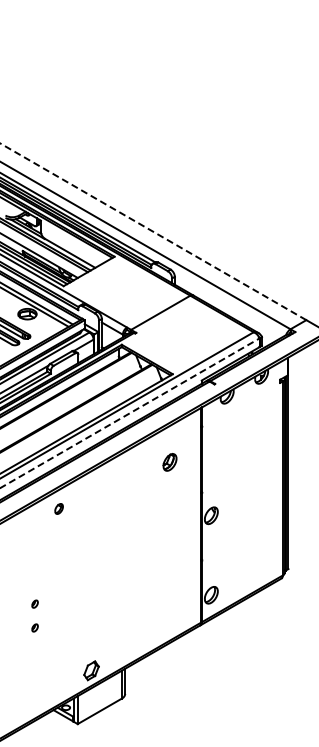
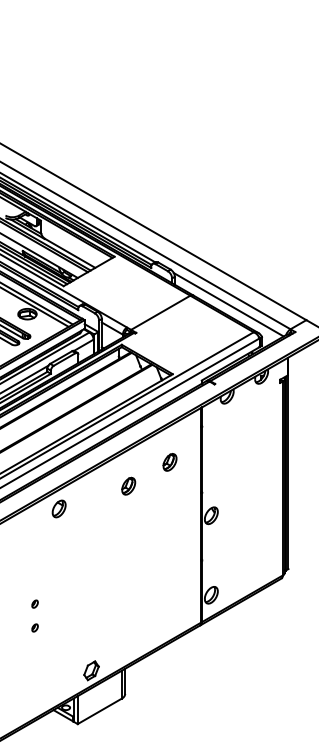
line: dashed -> solid (153, 231)
line: none -> present (228, 304)
line: dashed -> solid (130, 412)
part: none -> present (128, 485)
part size: 10x12 px -> 16x20 px (58, 508)
